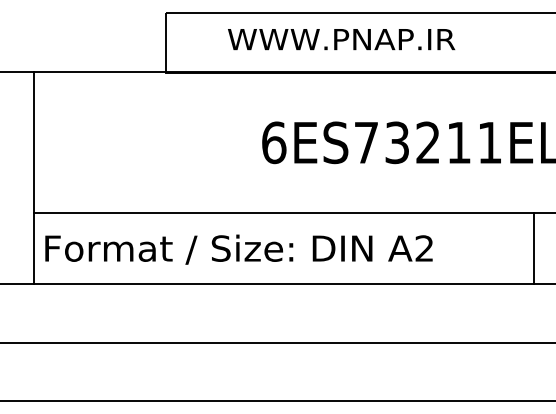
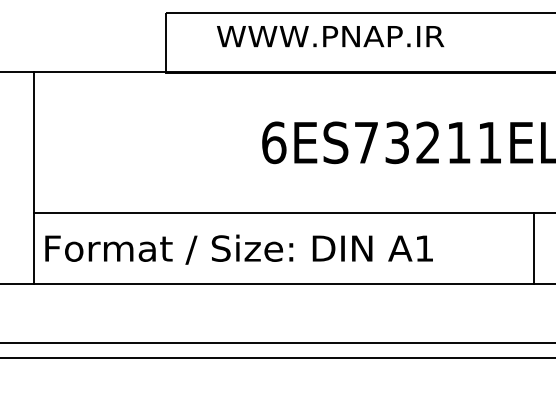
text position: (341, 39) -> (330, 36) (330, 36)
text: A2 -> A1 (423, 248)
line position: (277, 401) -> (277, 358) (277, 358)
